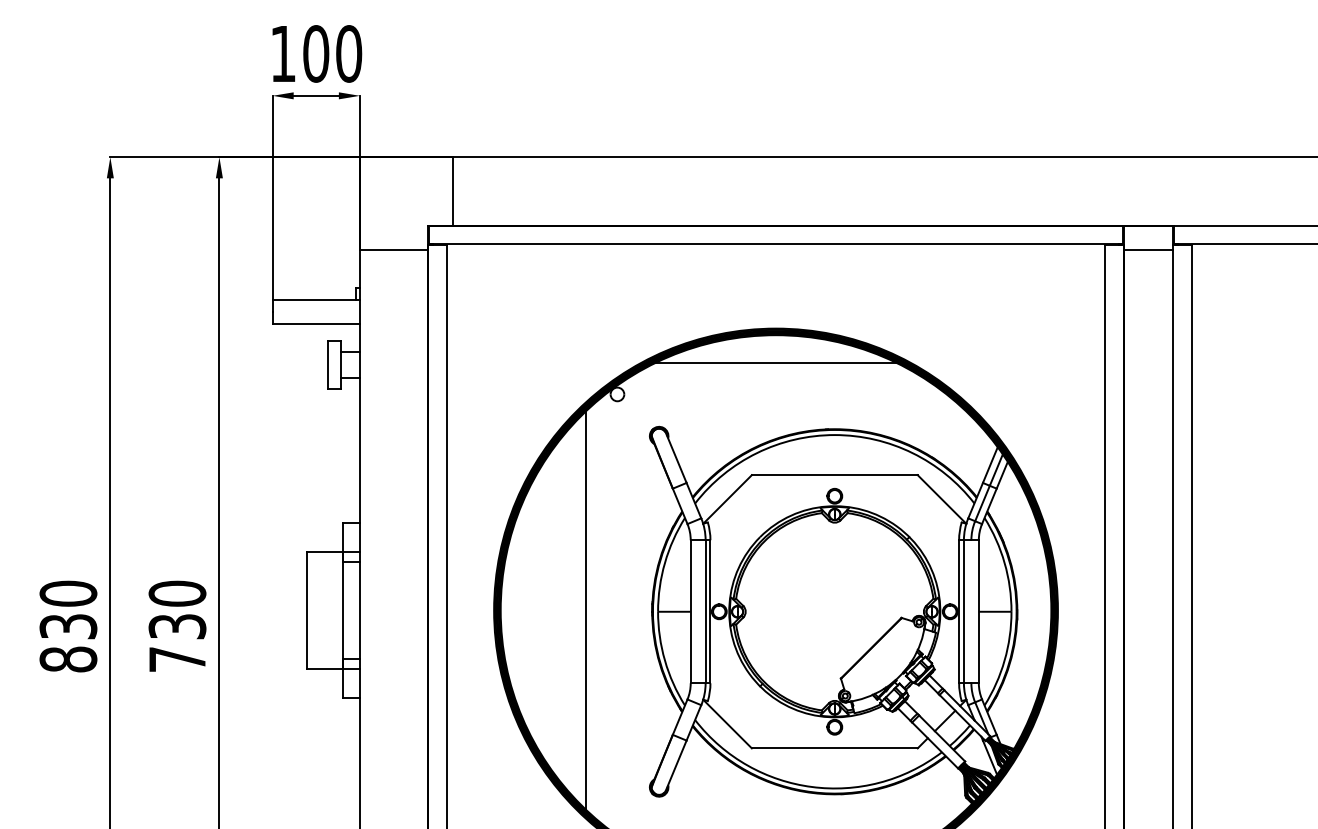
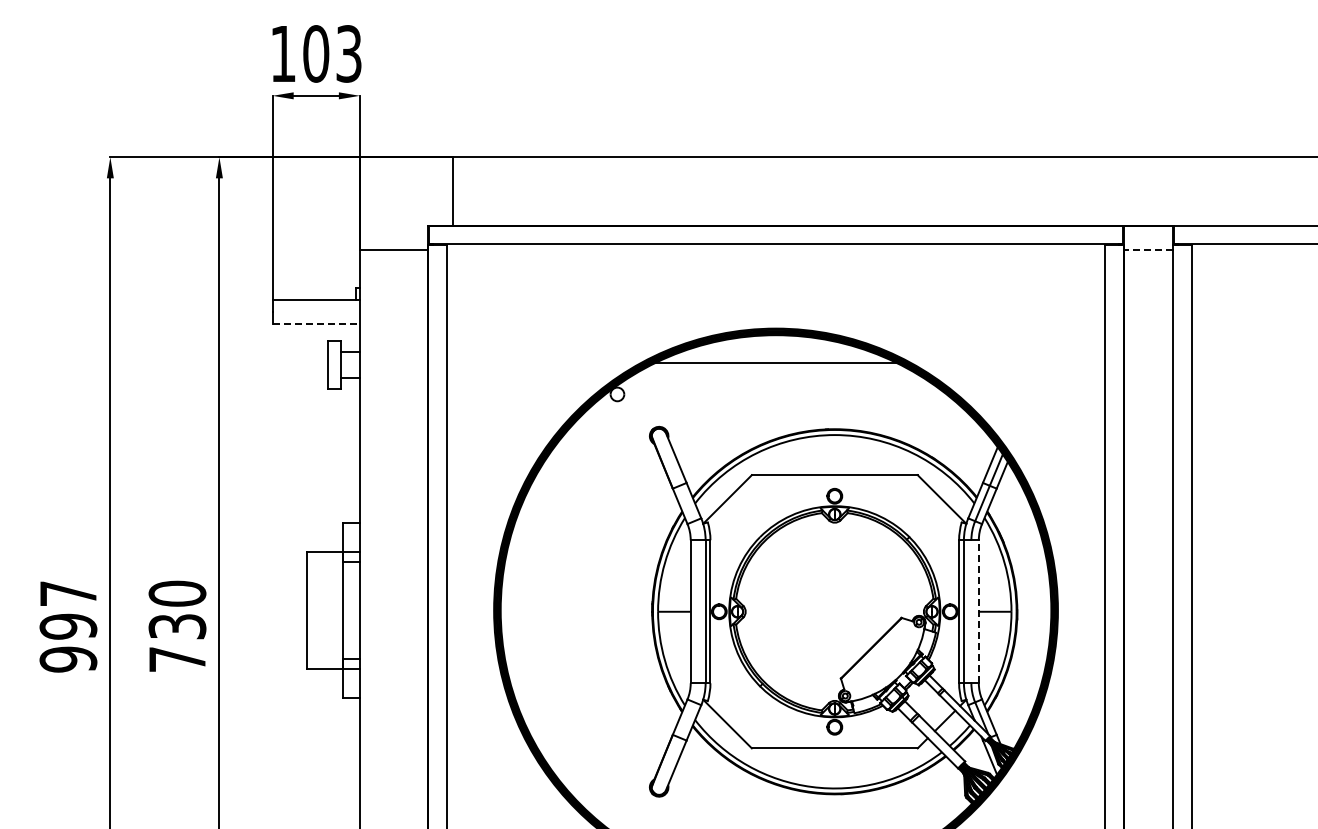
text: 100 -> 103 (349, 53)
line: solid -> dashed (1148, 250)
line: solid -> dashed (316, 323)
line: present -> none (586, 610)
line: solid -> dashed (978, 611)
text: 830 -> 997 (68, 626)
